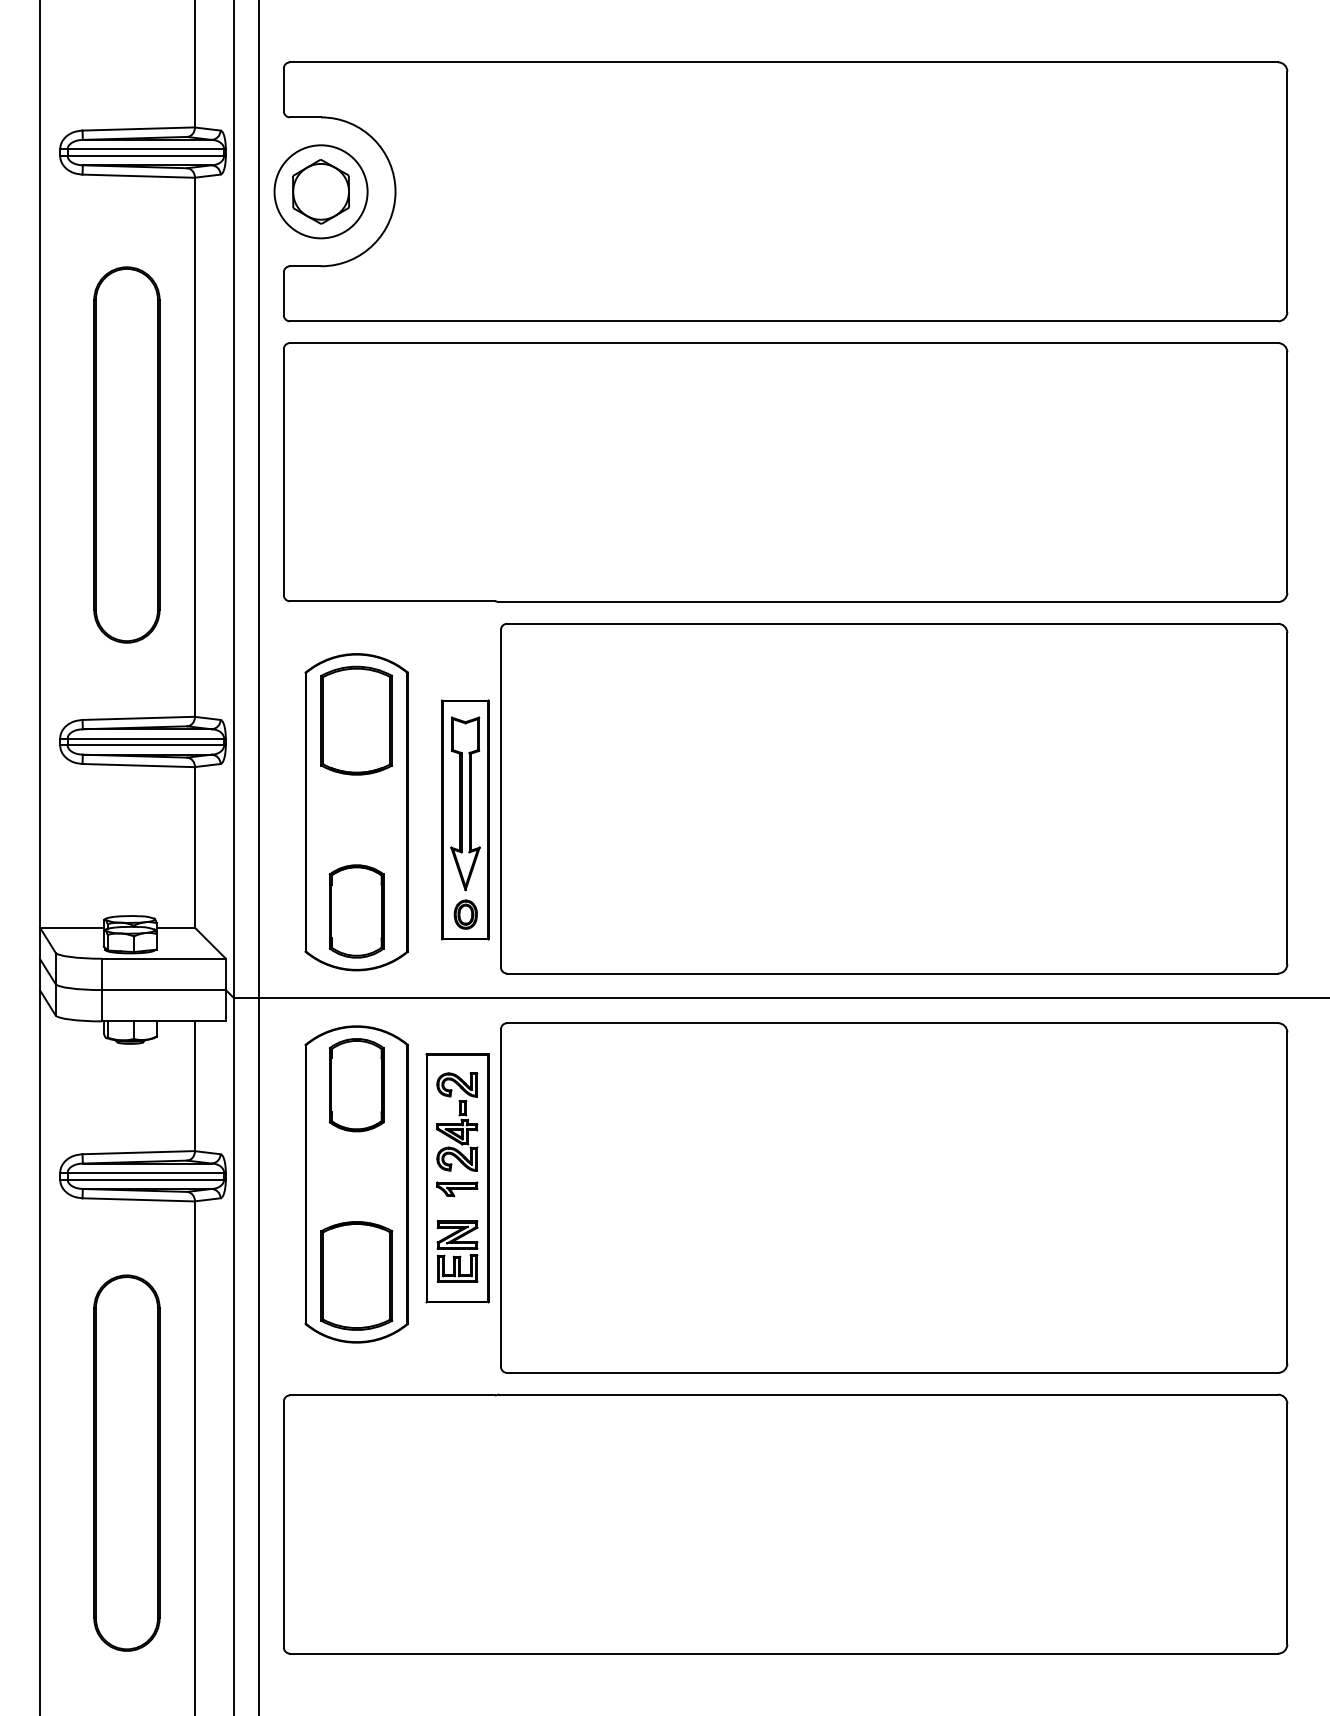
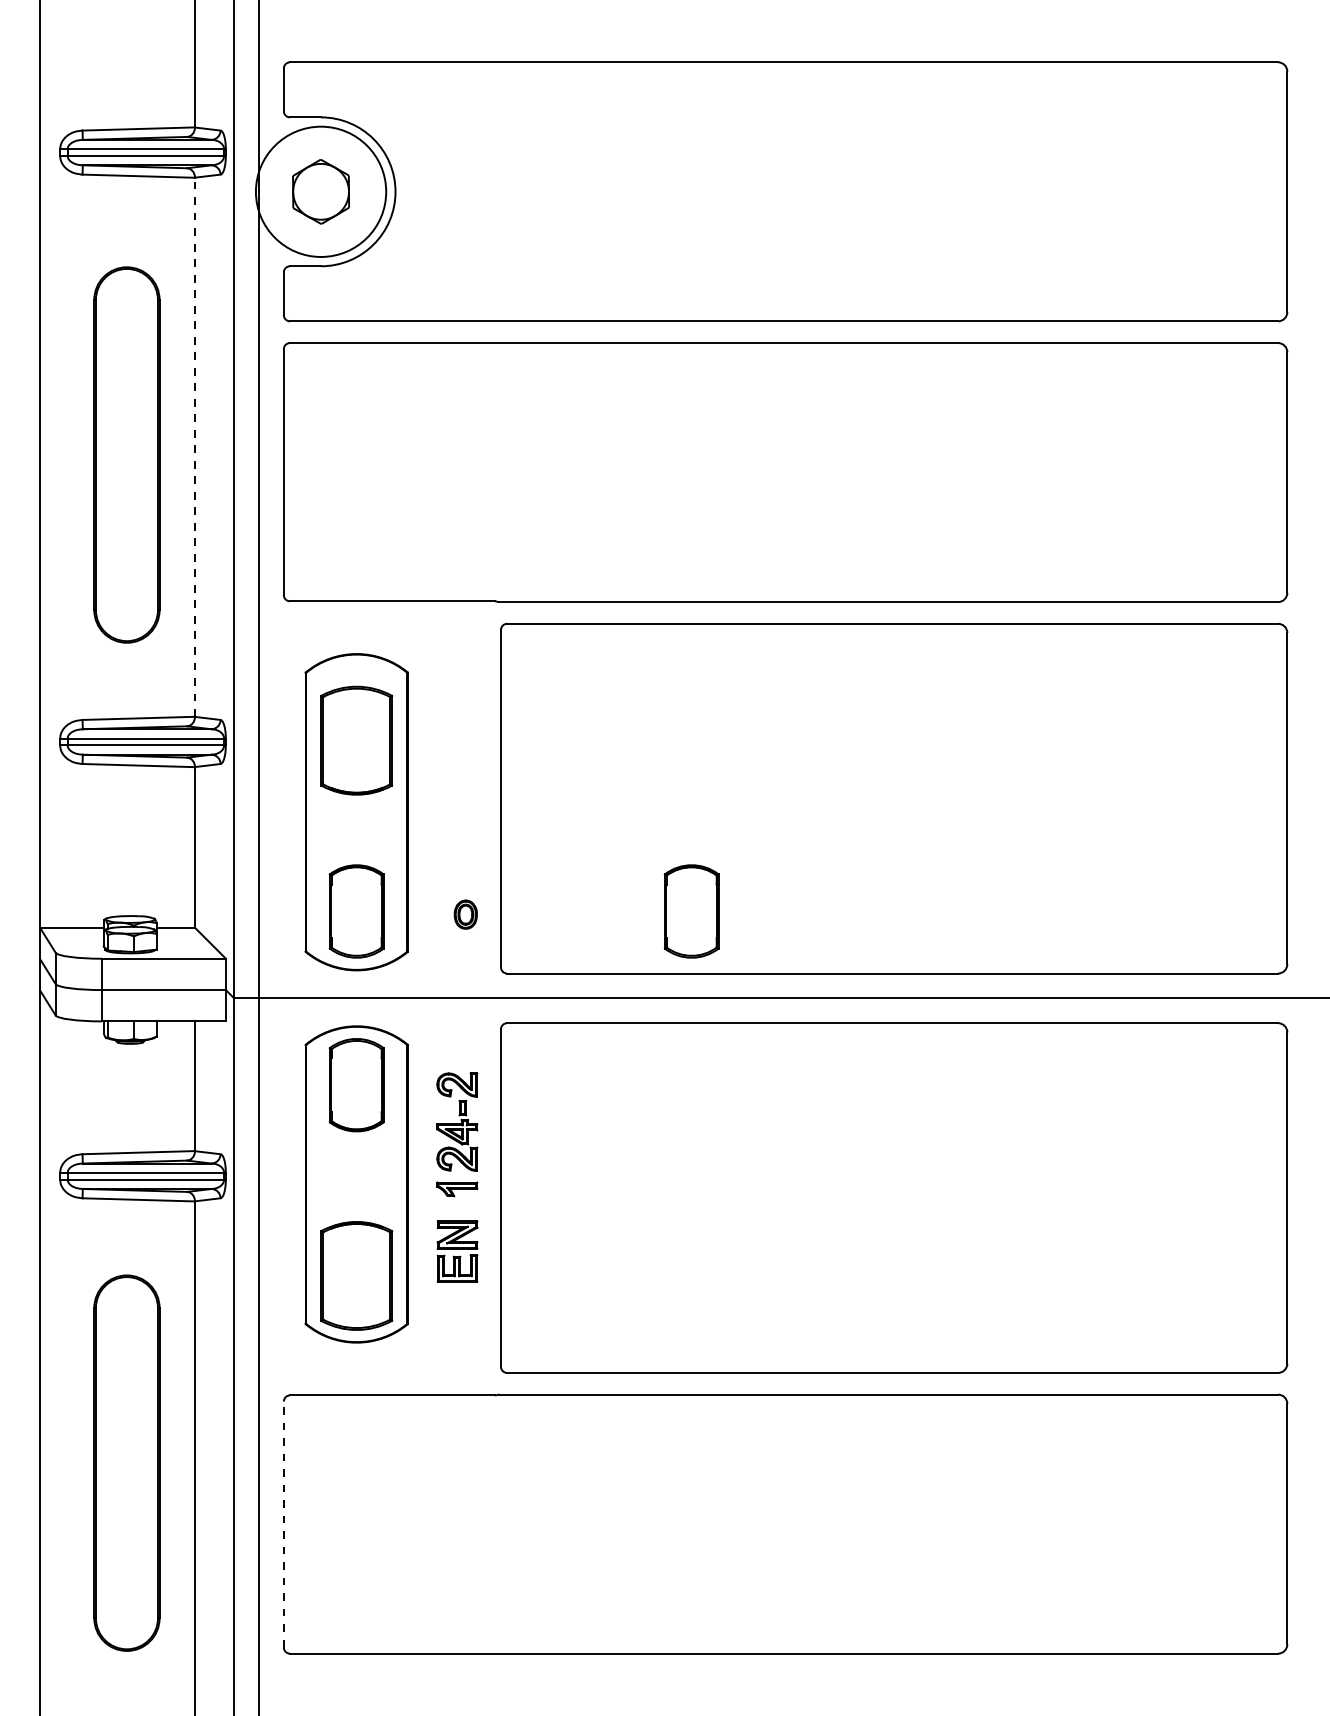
circle diameter: 93 px -> 130 px (320, 191)
line: solid -> dashed (194, 447)
part position: (356, 720) -> (356, 740) (356, 740)
part: present -> none (465, 819)
part: none -> present (691, 911)
part: present -> none (457, 1178)
line: solid -> dashed (283, 1524)
